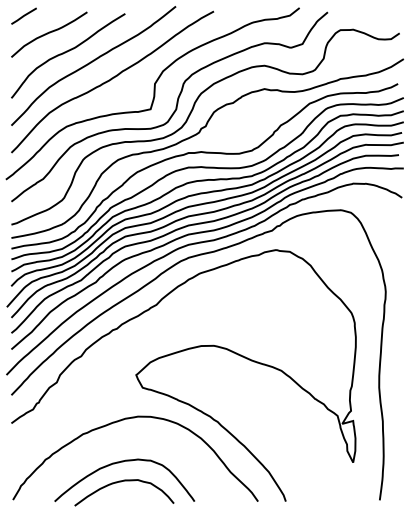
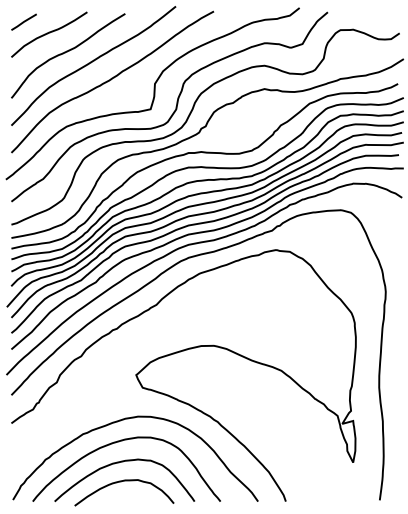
line position: (23, 15) -> (23, 21) (23, 21)
curve: none -> present (119, 442)
